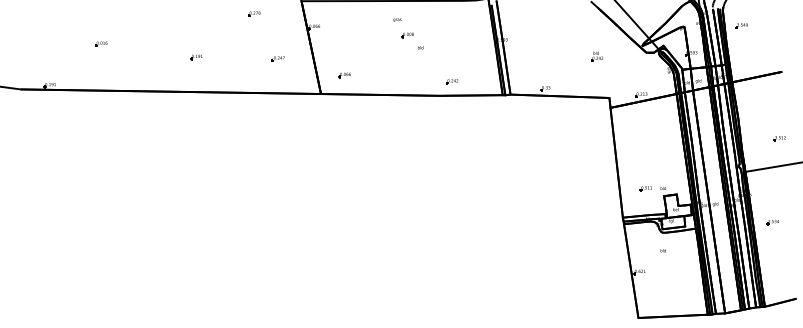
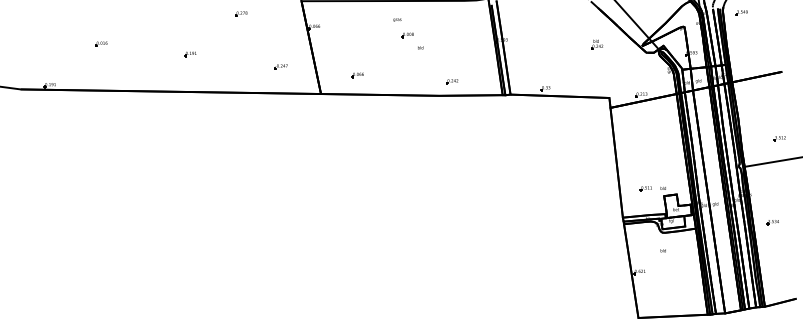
part position: (254, 13) -> (241, 13) (241, 13)
part position: (741, 25) -> (741, 12) (741, 12)
part position: (597, 56) -> (597, 44) (597, 44)
part position: (196, 57) -> (190, 54) (190, 54)
part position: (277, 58) -> (280, 66) (280, 66)
part position: (344, 75) -> (357, 75) (357, 75)
line position: (771, 167) -> (771, 162) (771, 162)
